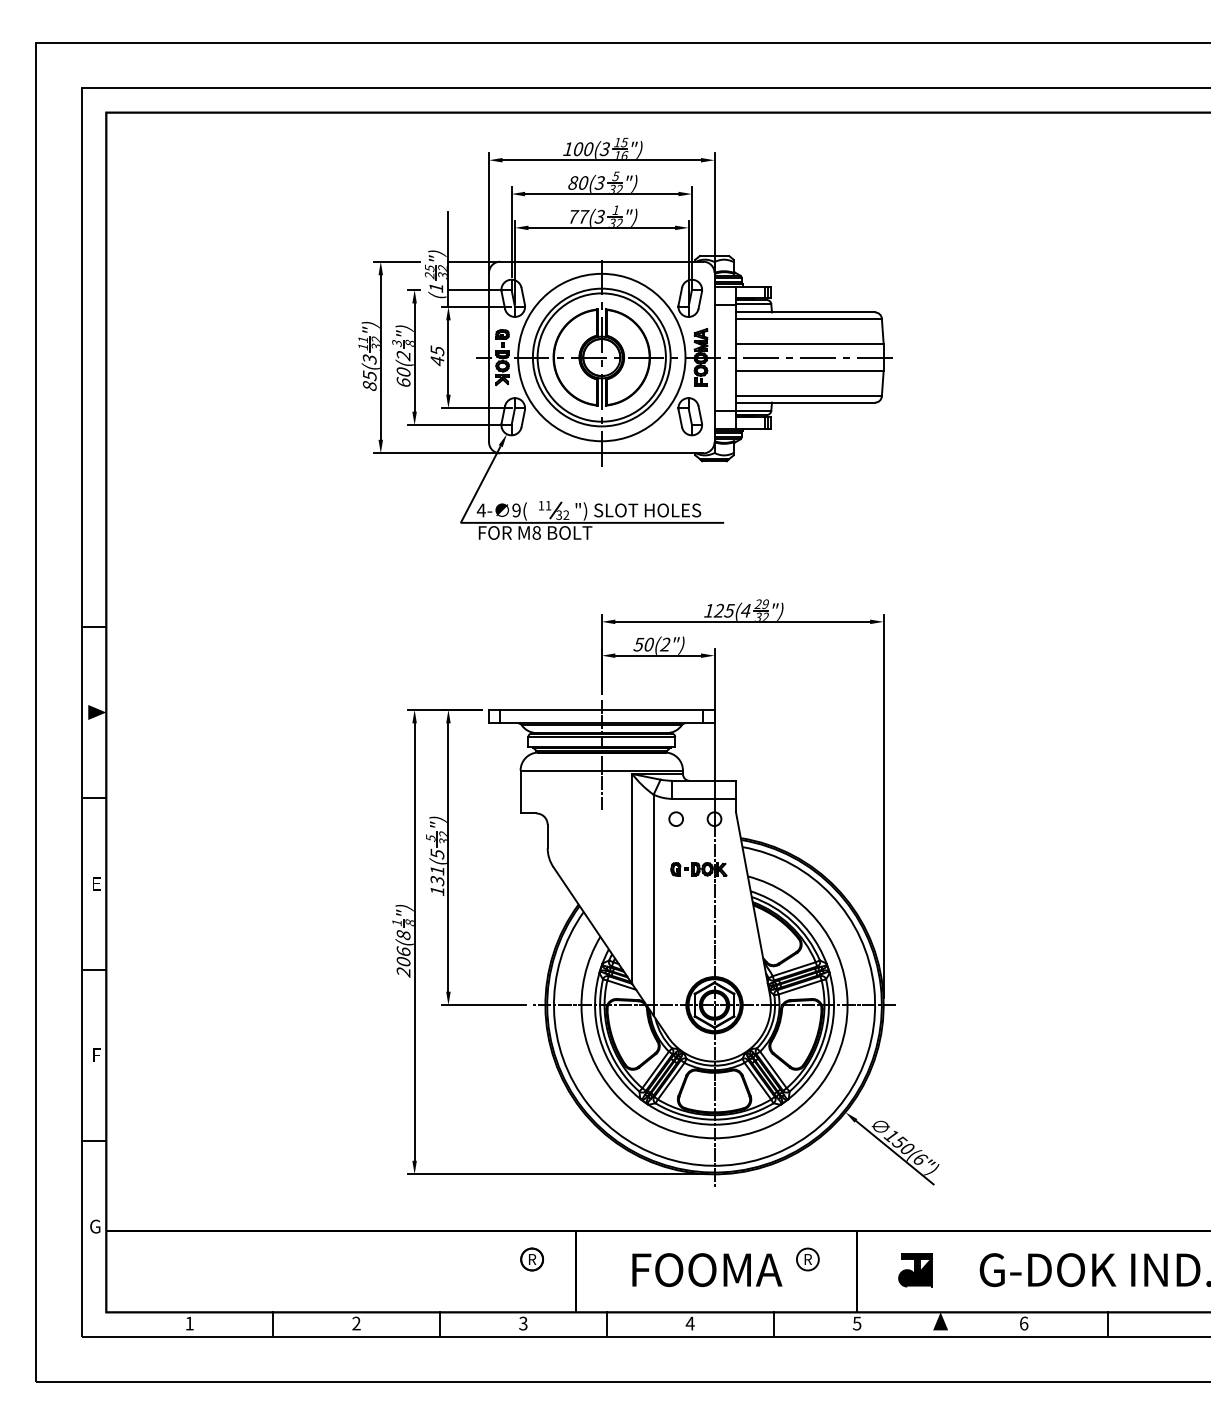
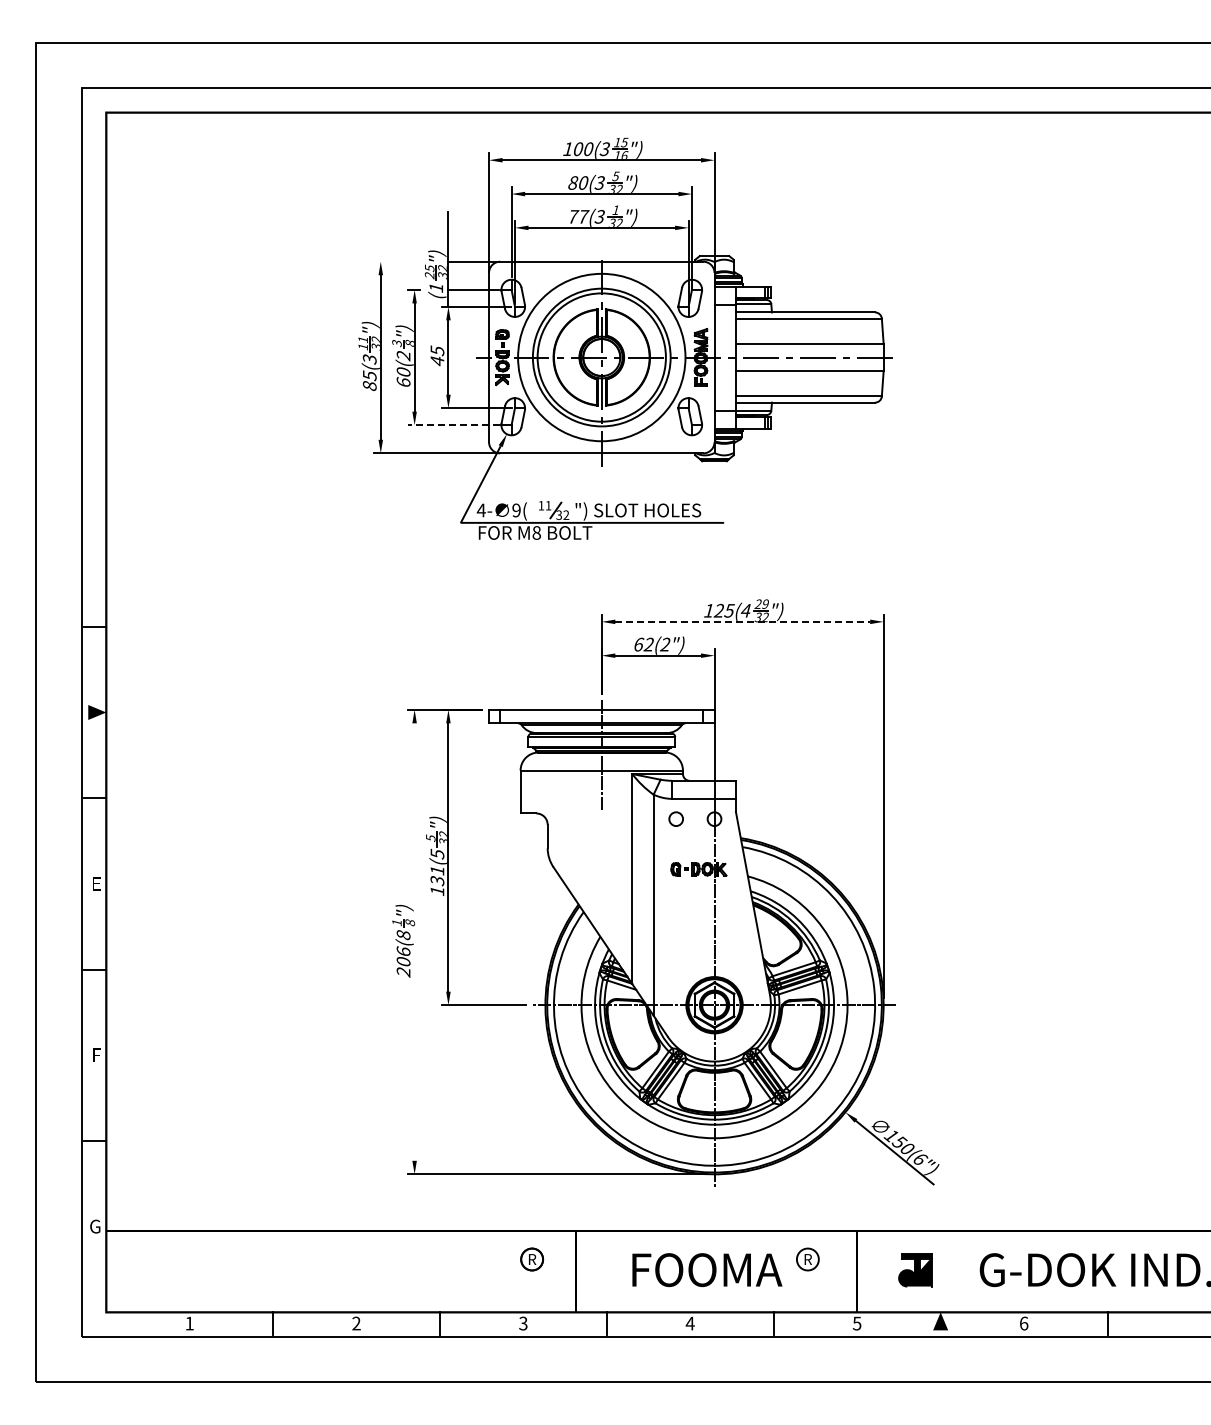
line: present -> none (397, 261)
line: solid -> dashed (453, 425)
line: solid -> dashed (743, 621)
text: 50(2") -> 62(2") (643, 644)
line: present -> none (414, 941)
